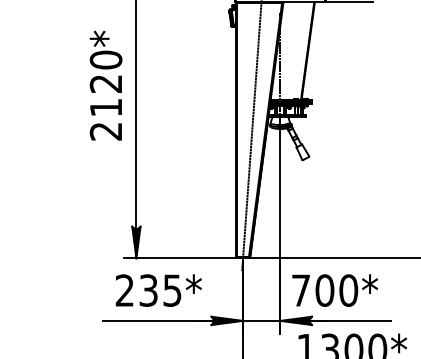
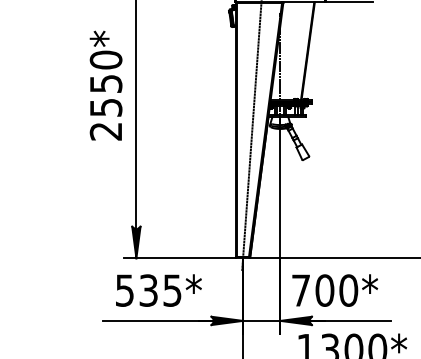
text: 2120* -> 2550* (105, 95)
text: 235* -> 535* (124, 290)
